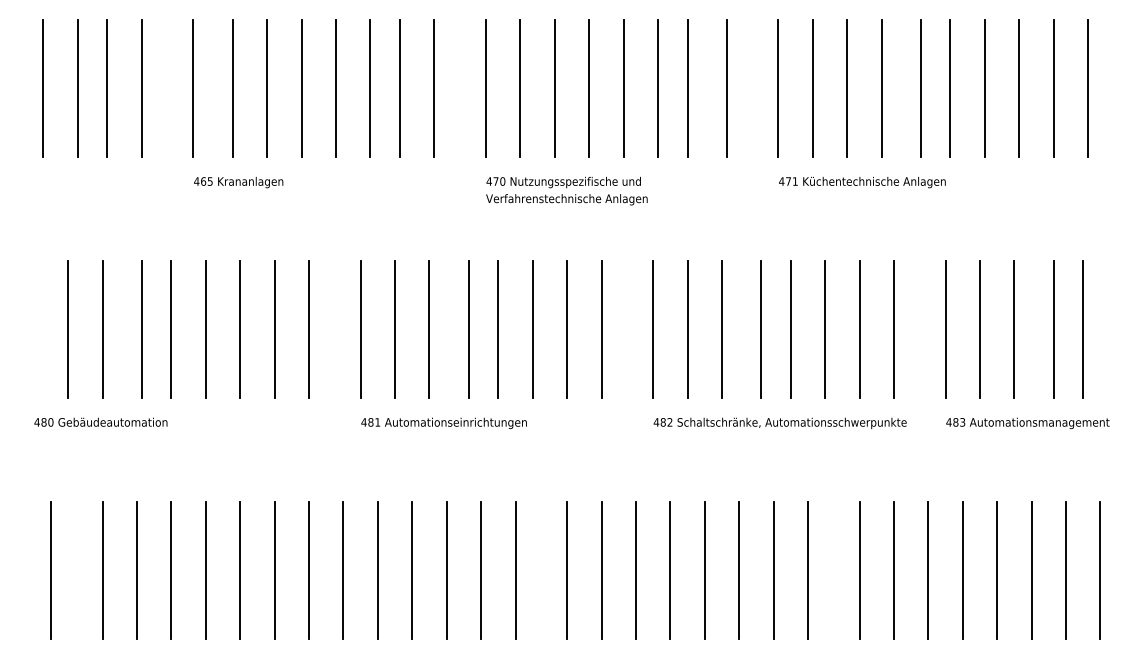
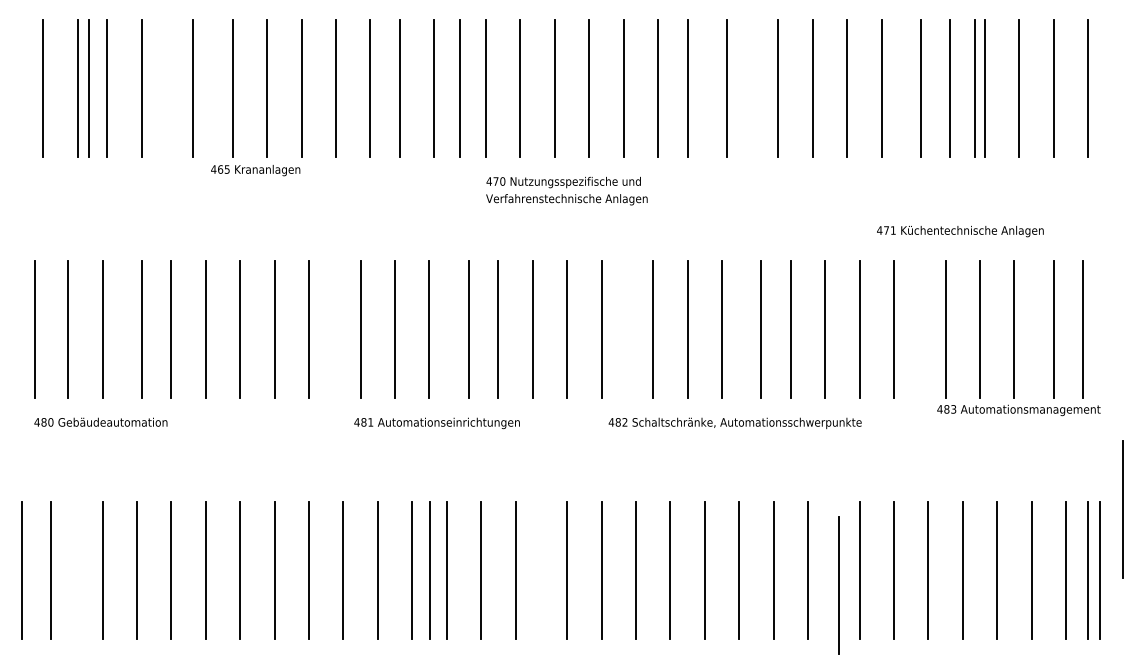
line: none -> present (88, 88)
line: none -> present (459, 88)
line: none -> present (974, 88)
text position: (238, 182) -> (255, 170) (255, 170)
text position: (862, 182) -> (960, 231) (960, 231)
line: none -> present (34, 329)
text position: (443, 423) -> (436, 423) (436, 423)
text position: (779, 423) -> (734, 423) (734, 423)
text position: (1027, 423) -> (1018, 410) (1018, 410)
line: none -> present (1122, 509)
line: none -> present (21, 570)
line: none -> present (429, 570)
line: none -> present (1087, 570)
line: none -> present (838, 585)
